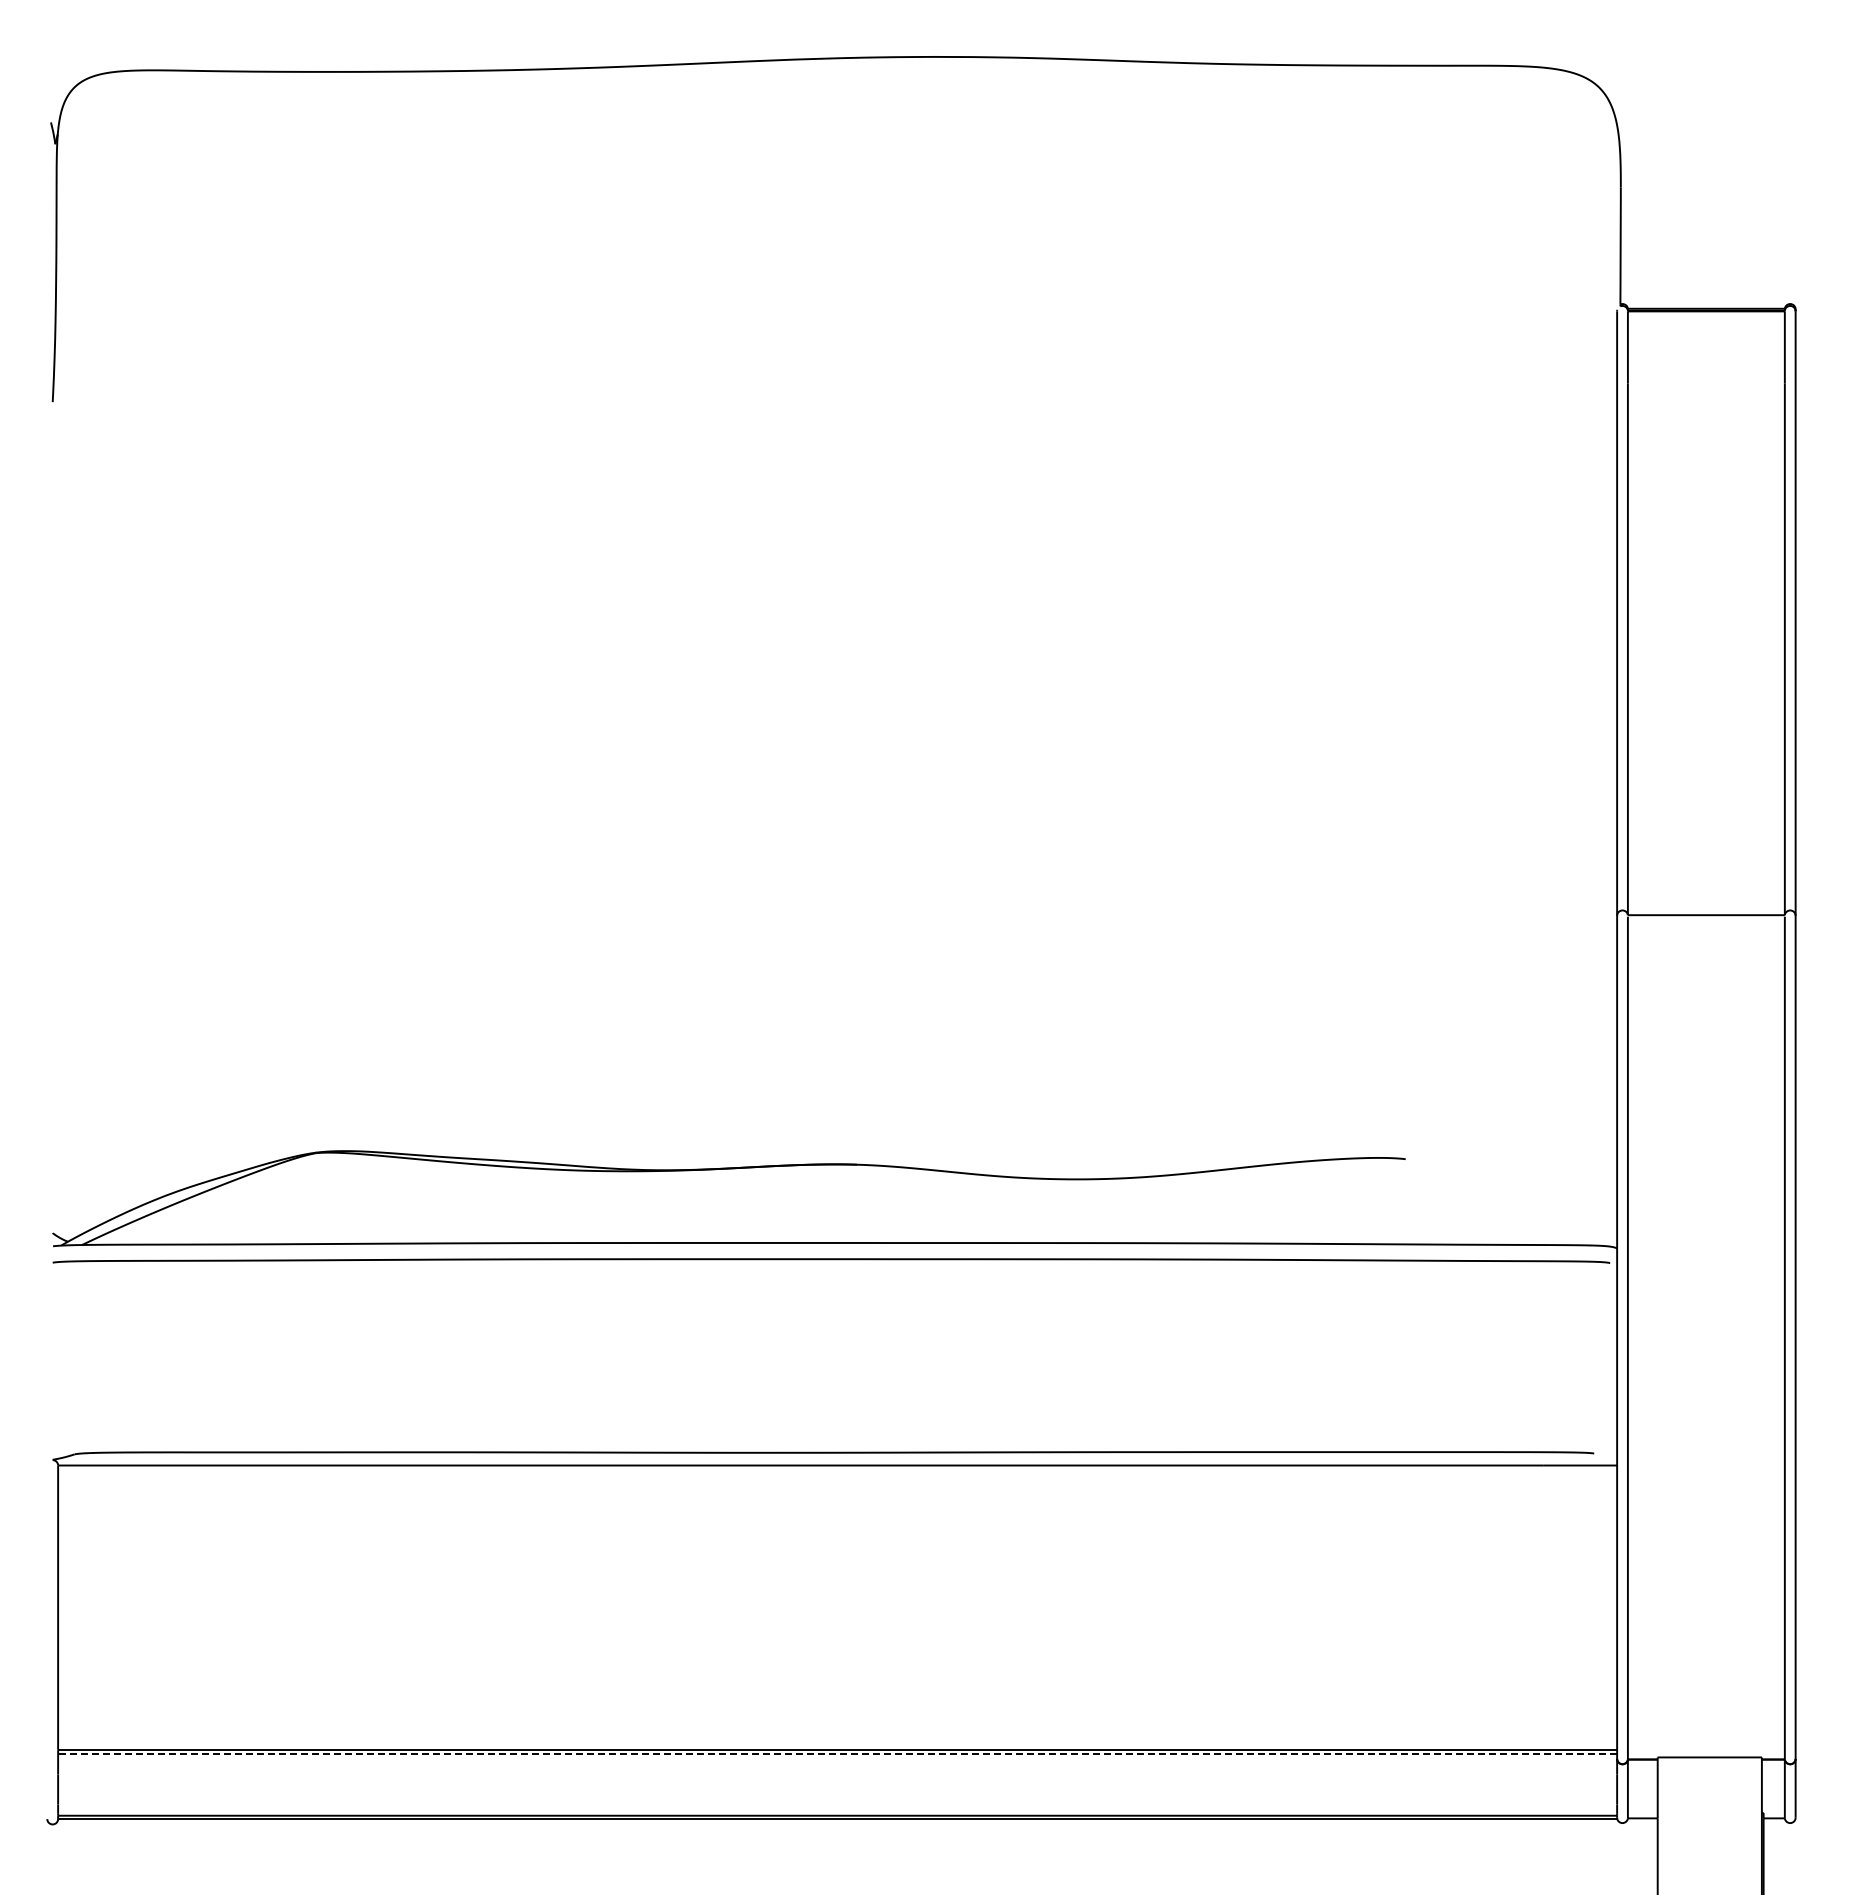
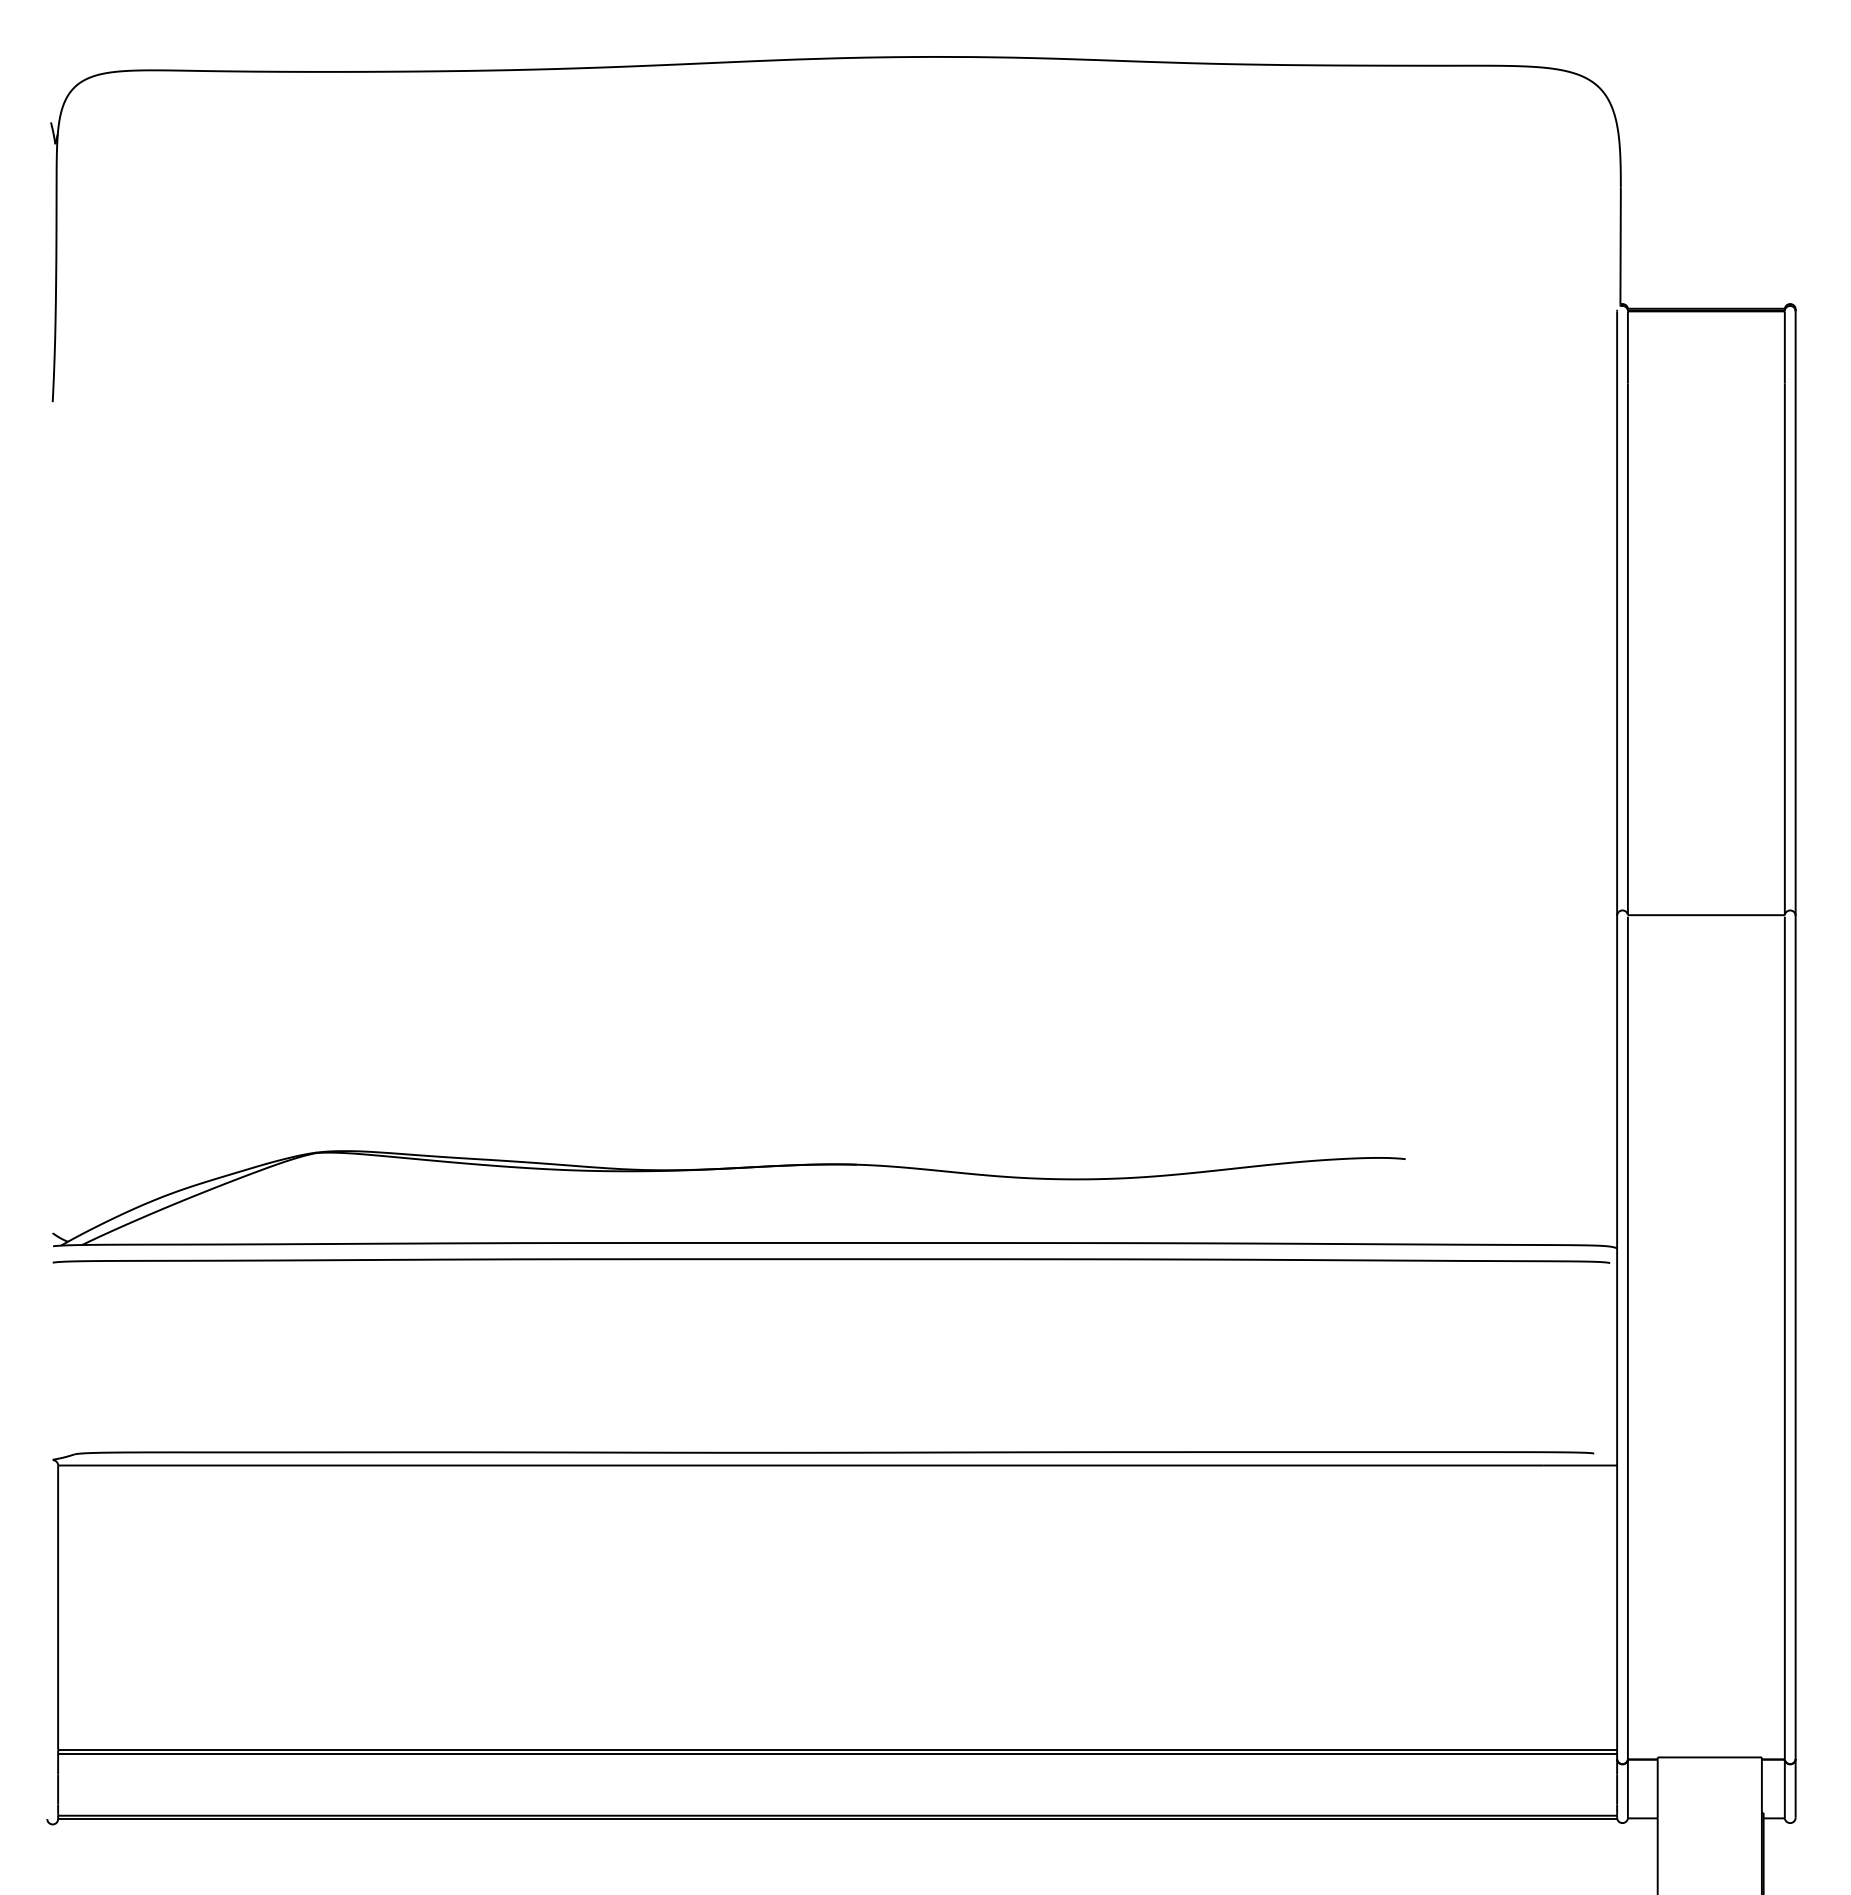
line: dashed -> solid (837, 1754)
